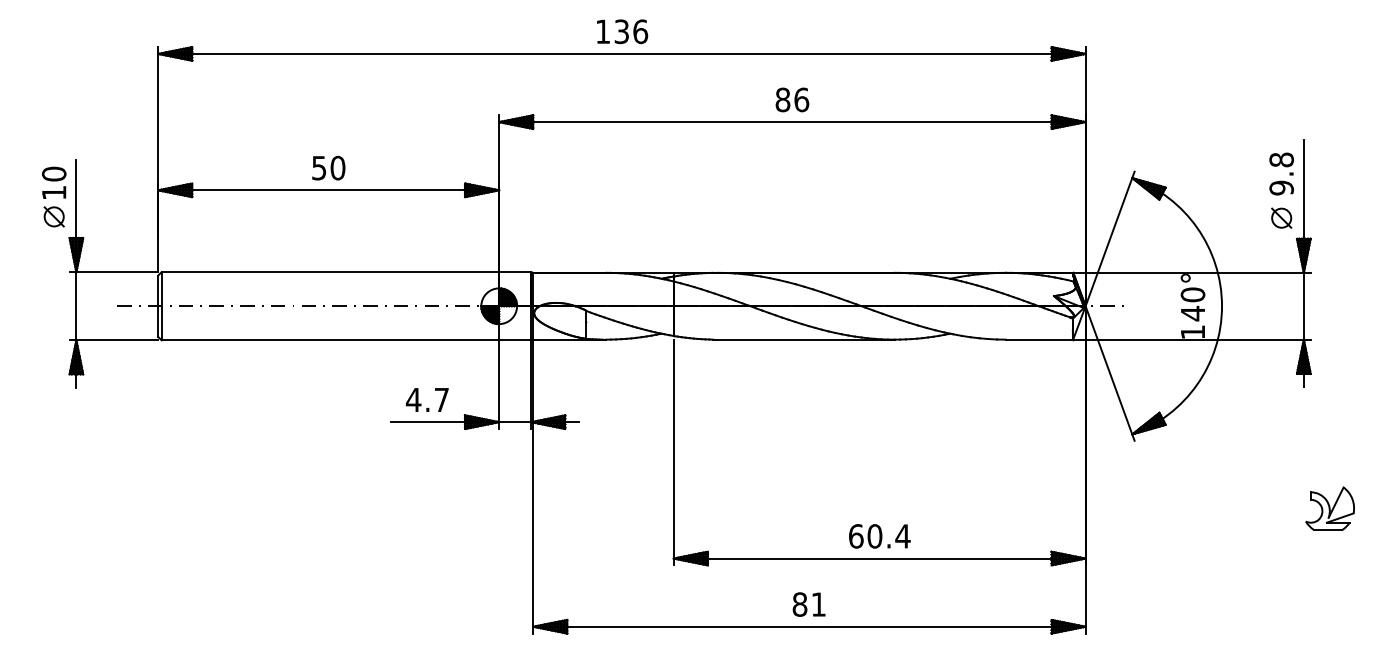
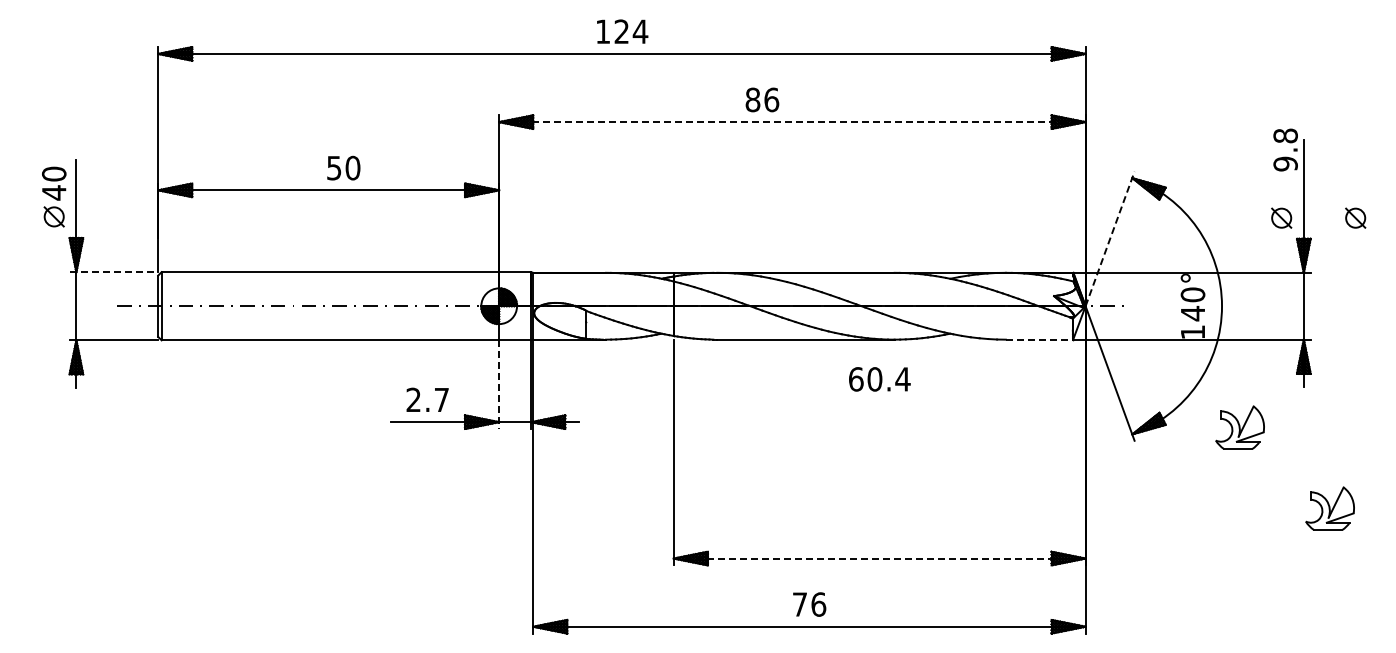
text: 136 -> 124 (631, 31)
text position: (792, 99) -> (762, 99) (762, 99)
line: solid -> dashed (792, 122)
text position: (328, 167) -> (343, 167) (343, 167)
text position: (1281, 173) -> (1285, 149) (1285, 149)
text: 10 -> 40 (54, 192)
part: none -> present (1355, 217)
line: solid -> dashed (1110, 238)
line: solid -> dashed (114, 272)
line: solid -> dashed (1039, 339)
line: solid -> dashed (499, 385)
text: 4.7 -> 2.7 (413, 399)
part: none -> present (1239, 427)
text position: (879, 536) -> (879, 379) (879, 379)
line: solid -> dashed (879, 558)
text: 81 -> 76 (809, 604)
